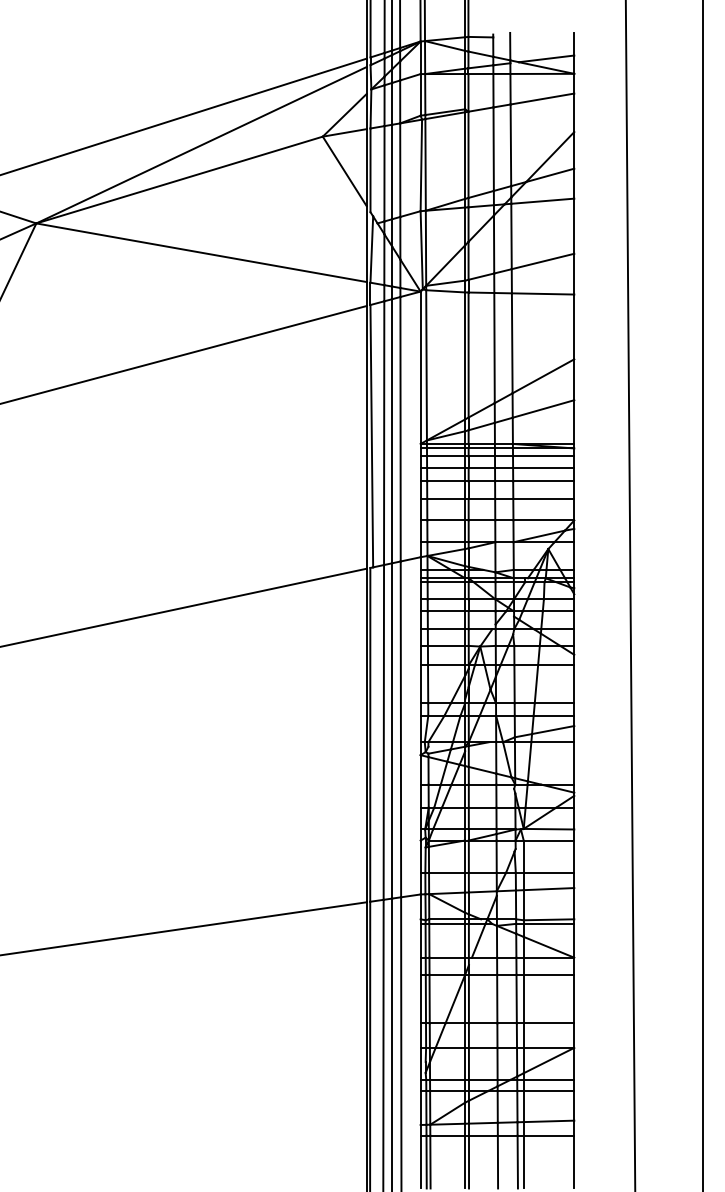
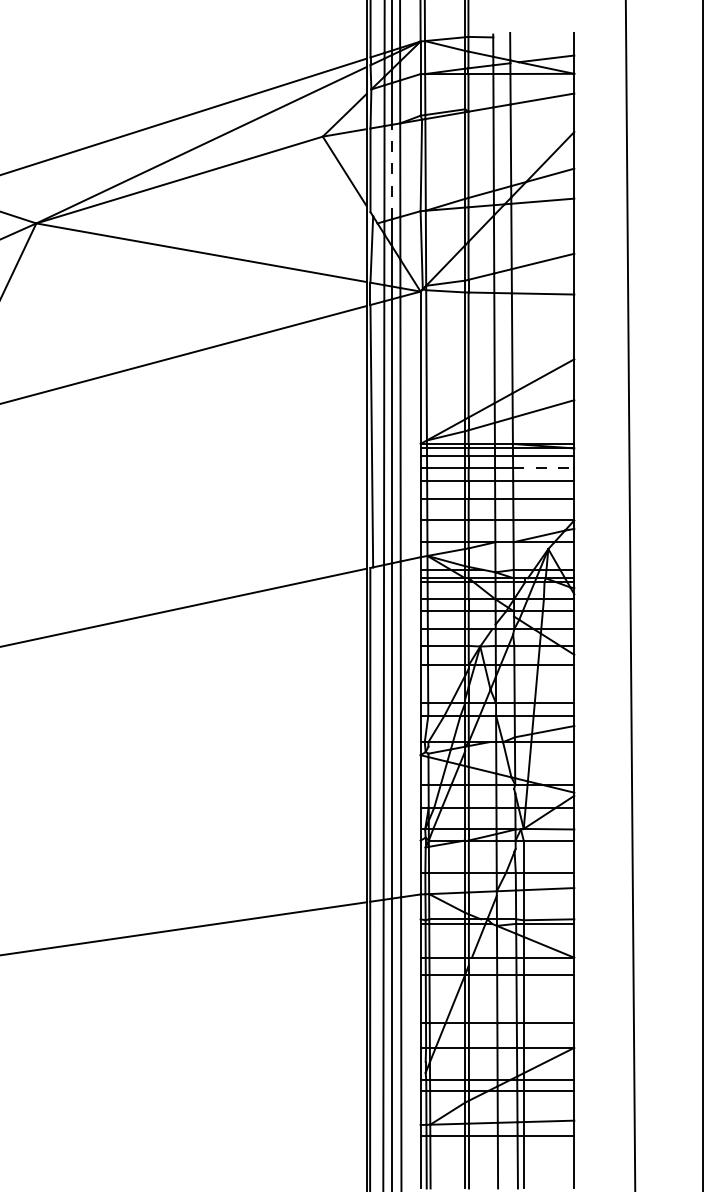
line: solid -> dashed (392, 171)
line: solid -> dashed (543, 468)
